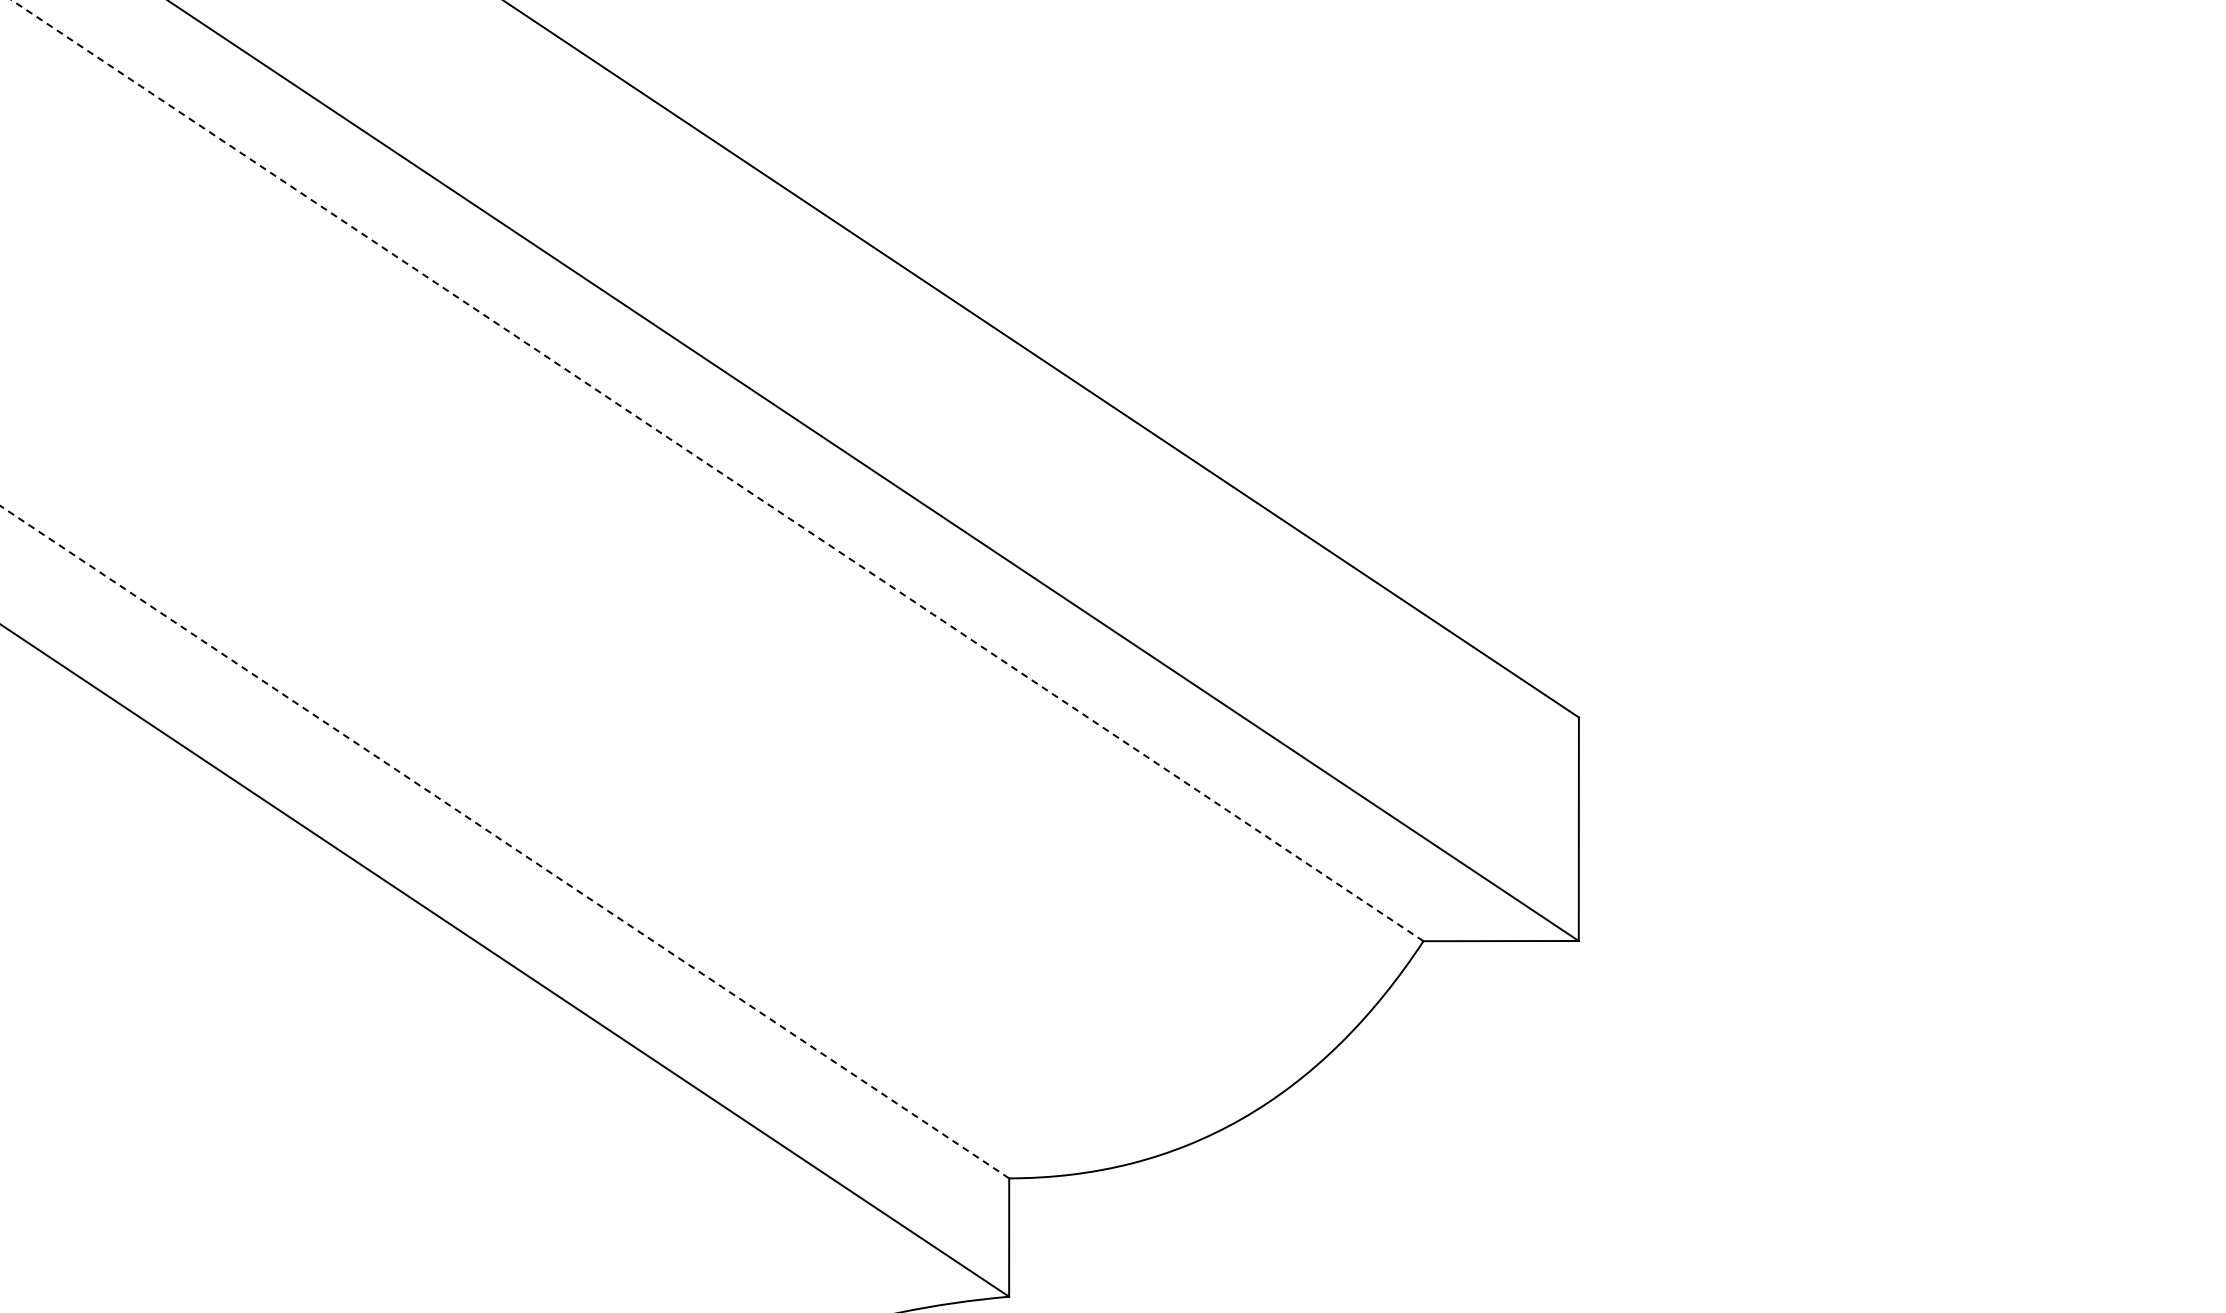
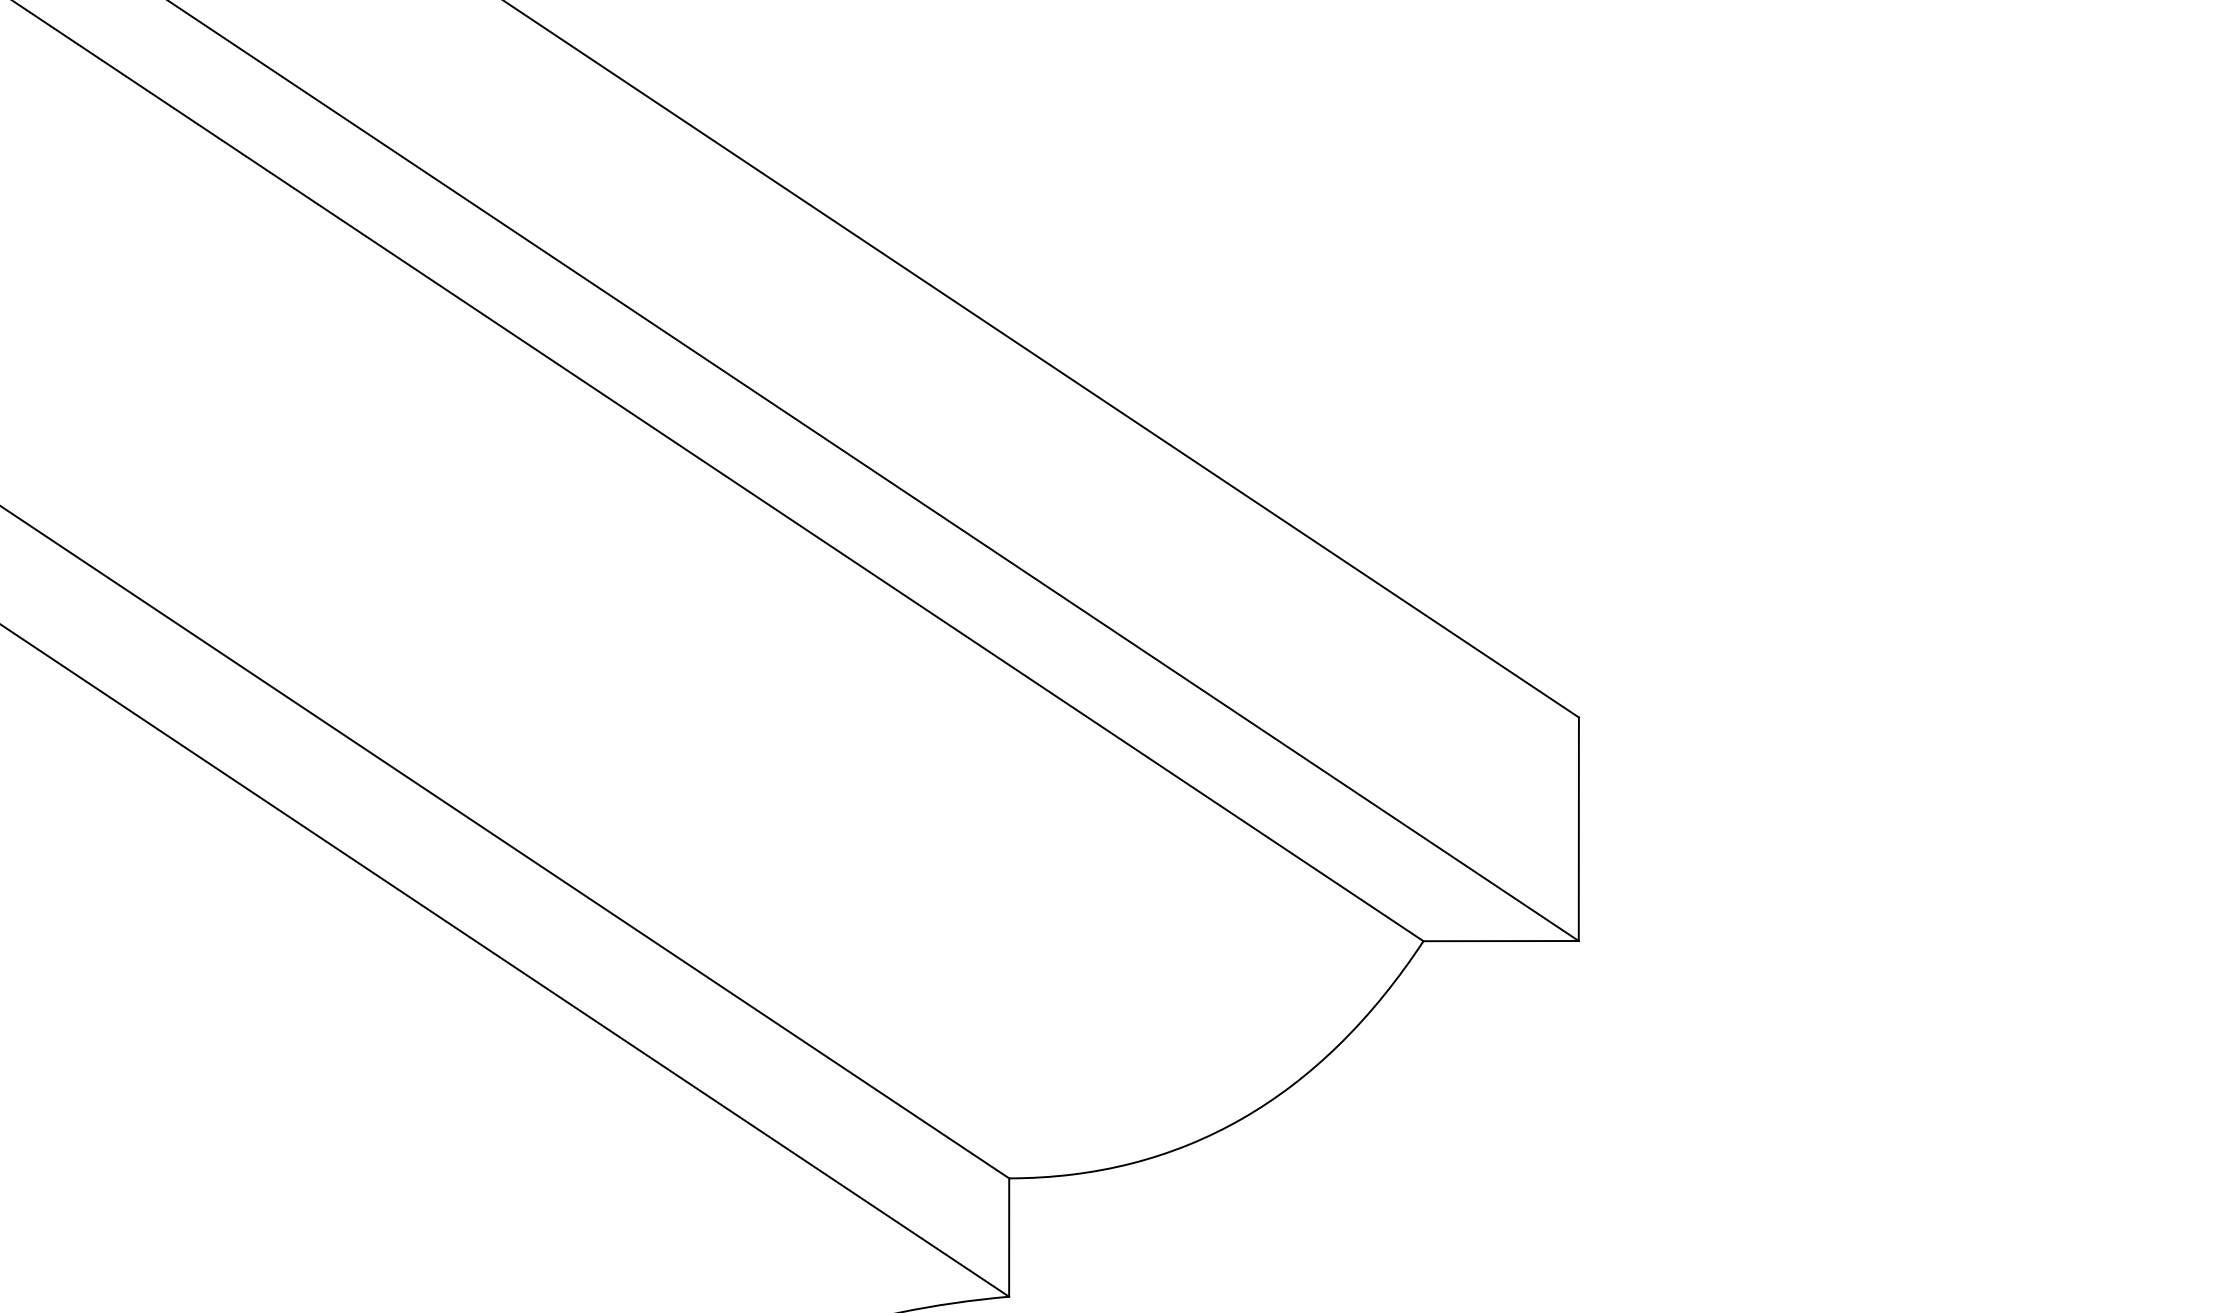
line: dashed -> solid (717, 470)
line: dashed -> solid (504, 841)
